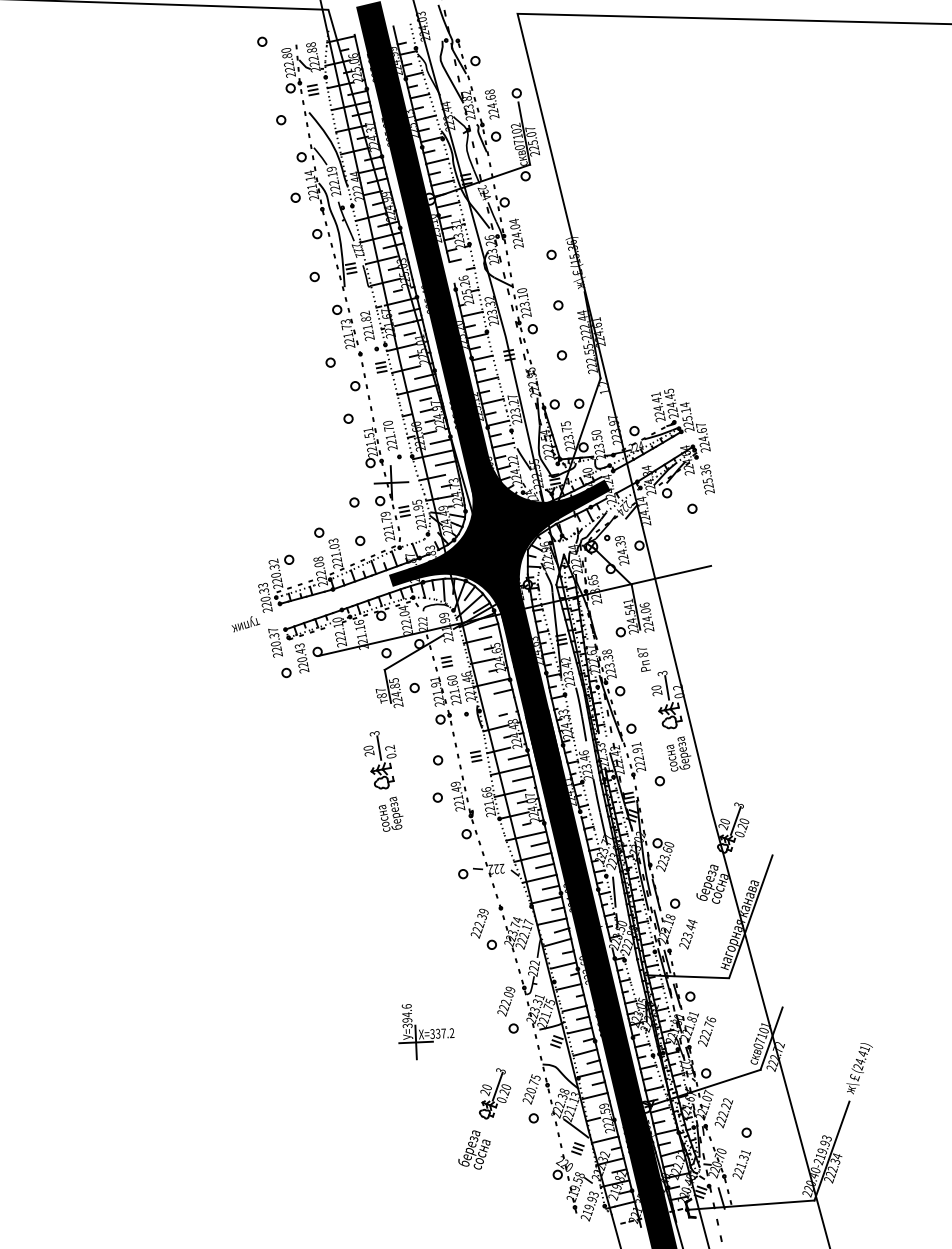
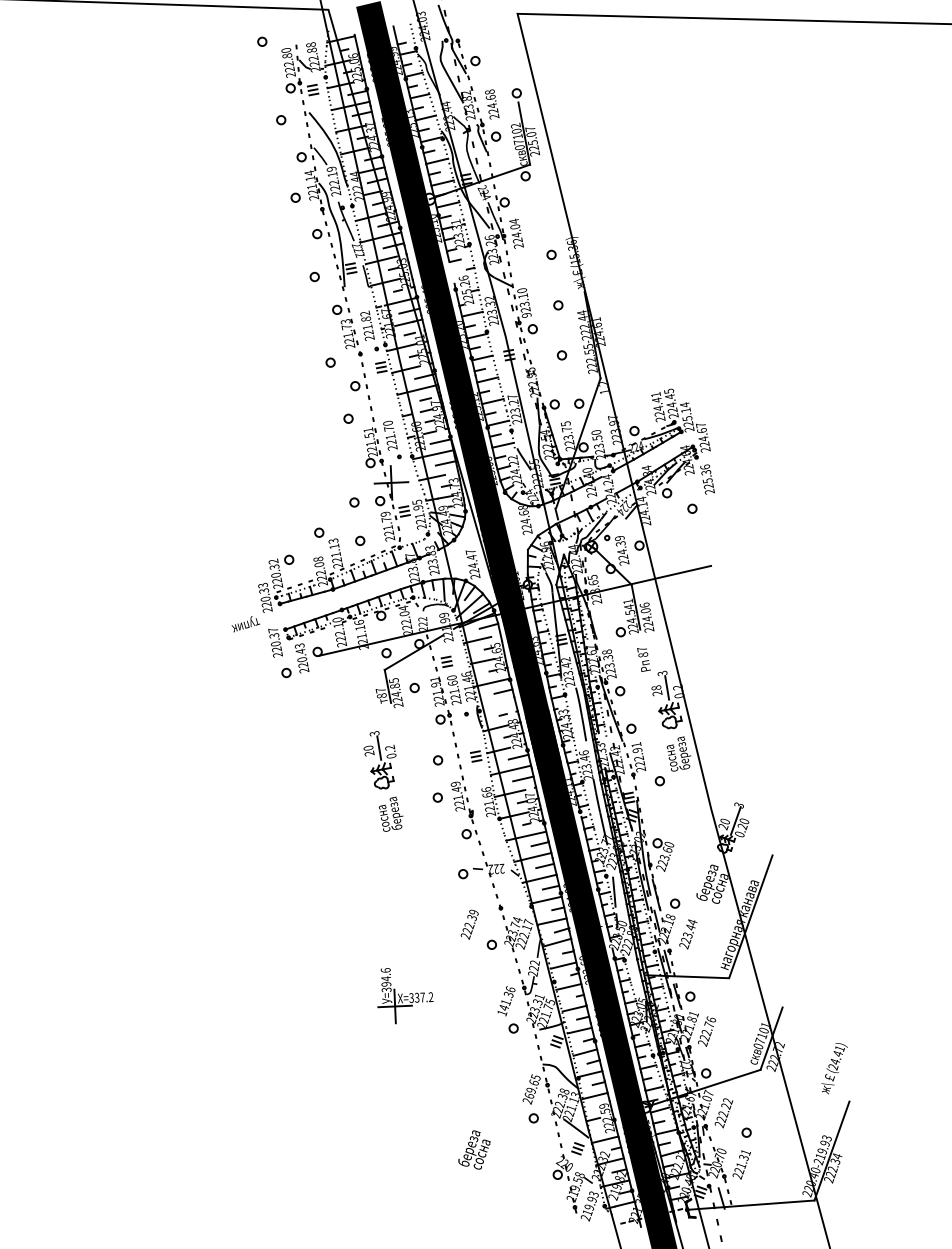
text: 223.10 -> 923.10 (526, 315)
fill: present -> none (499, 521)
text: 221.03 -> 221.13 (334, 545)
text: 20 -> 28 (656, 687)
text position: (479, 923) -> (469, 924) (469, 924)
text: 222.09 -> 141.36 (506, 1001)
part position: (426, 1032) -> (405, 996) (405, 996)
text position: (859, 1068) -> (834, 1068) (834, 1068)
text: 220.75 -> 269.65 (531, 1089)
part: present -> none (495, 1093)
